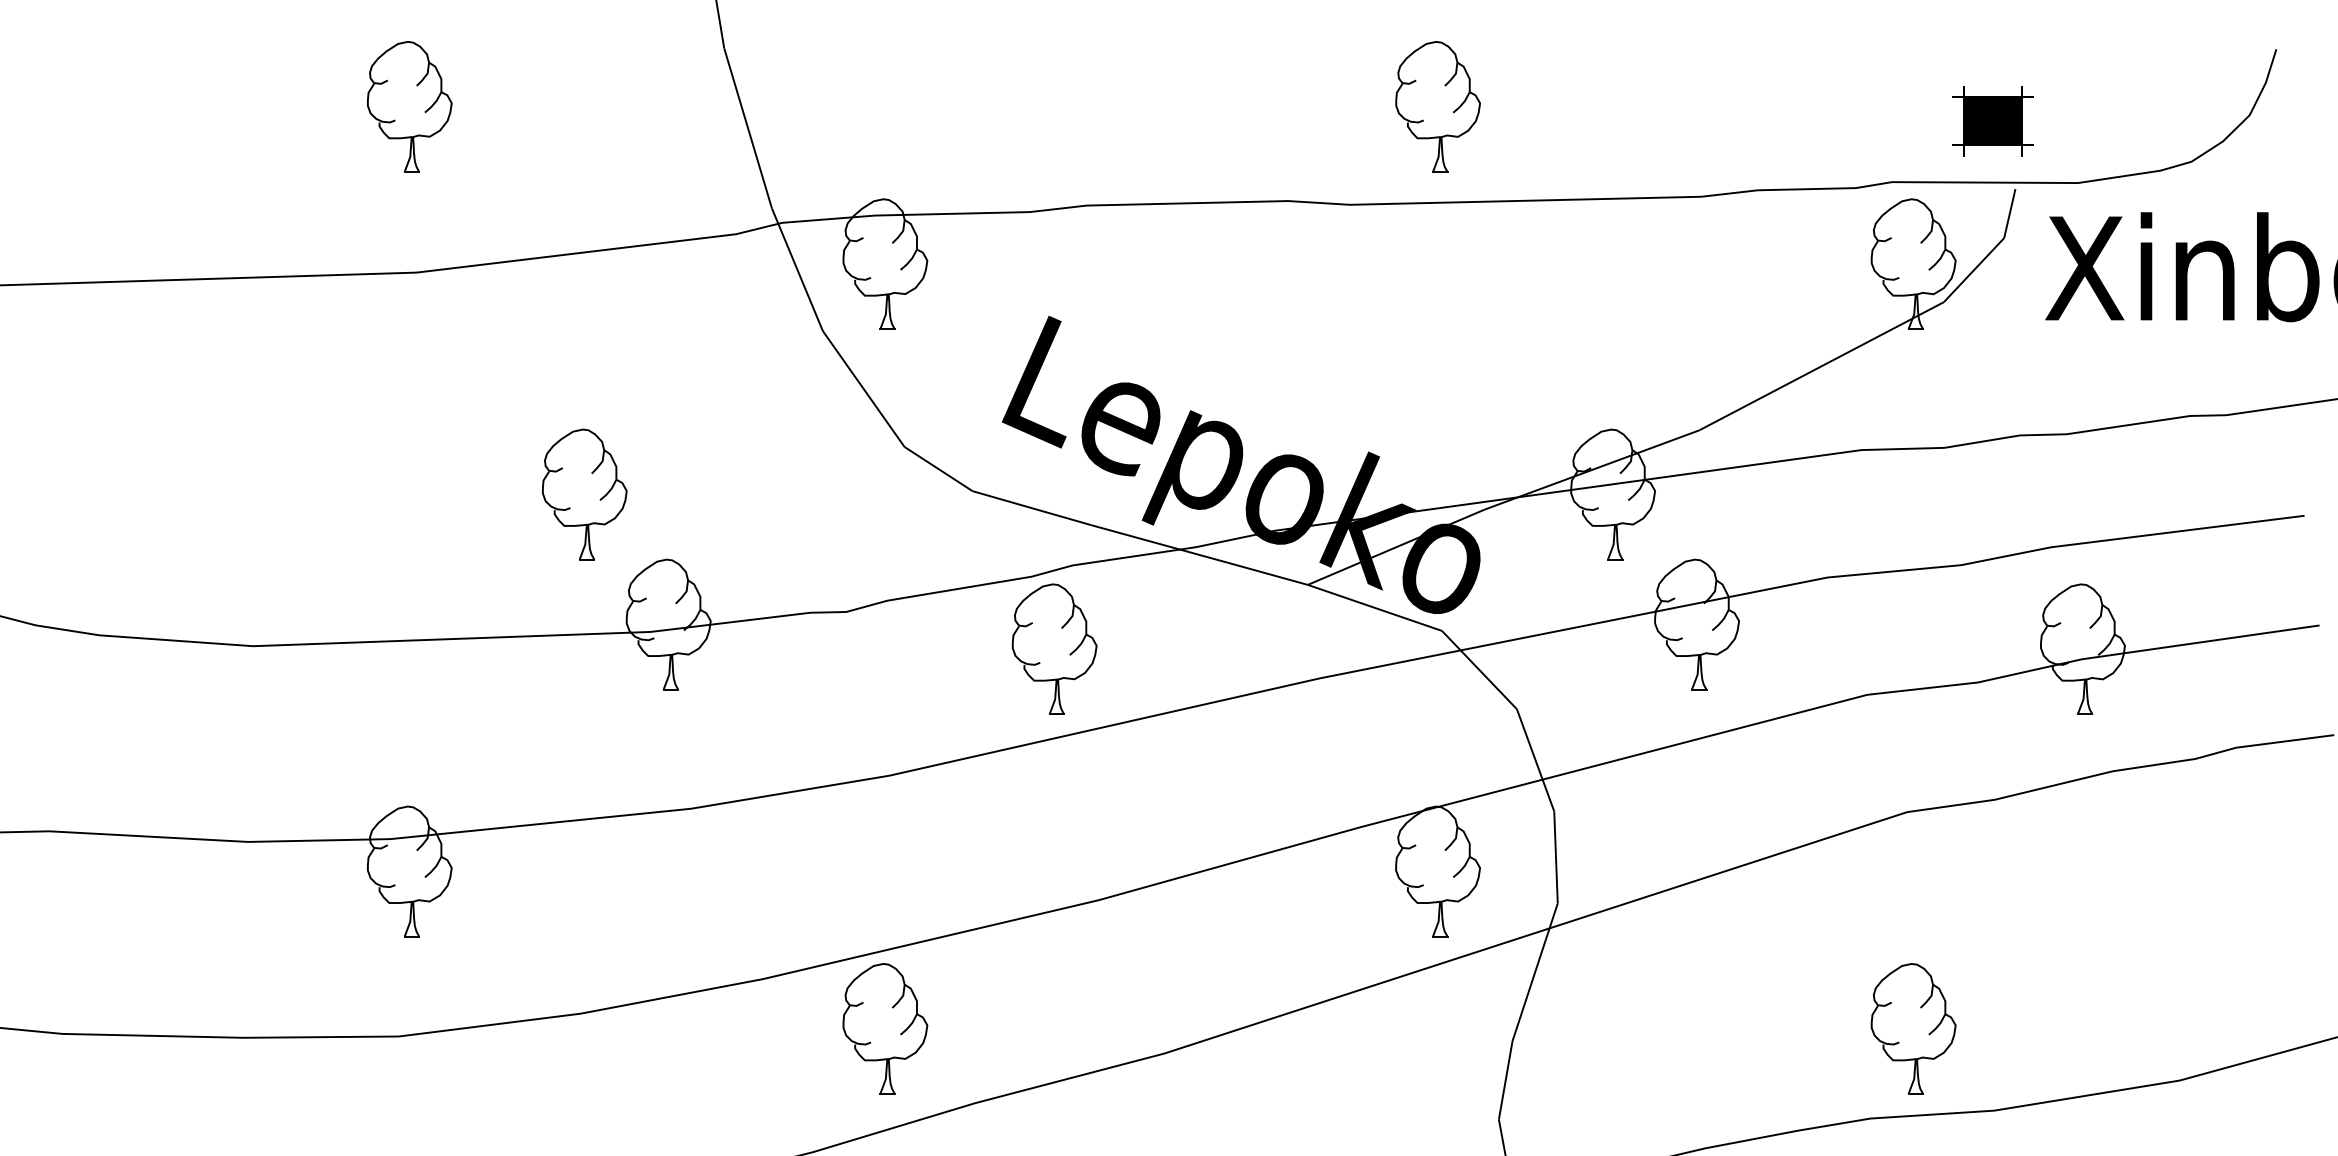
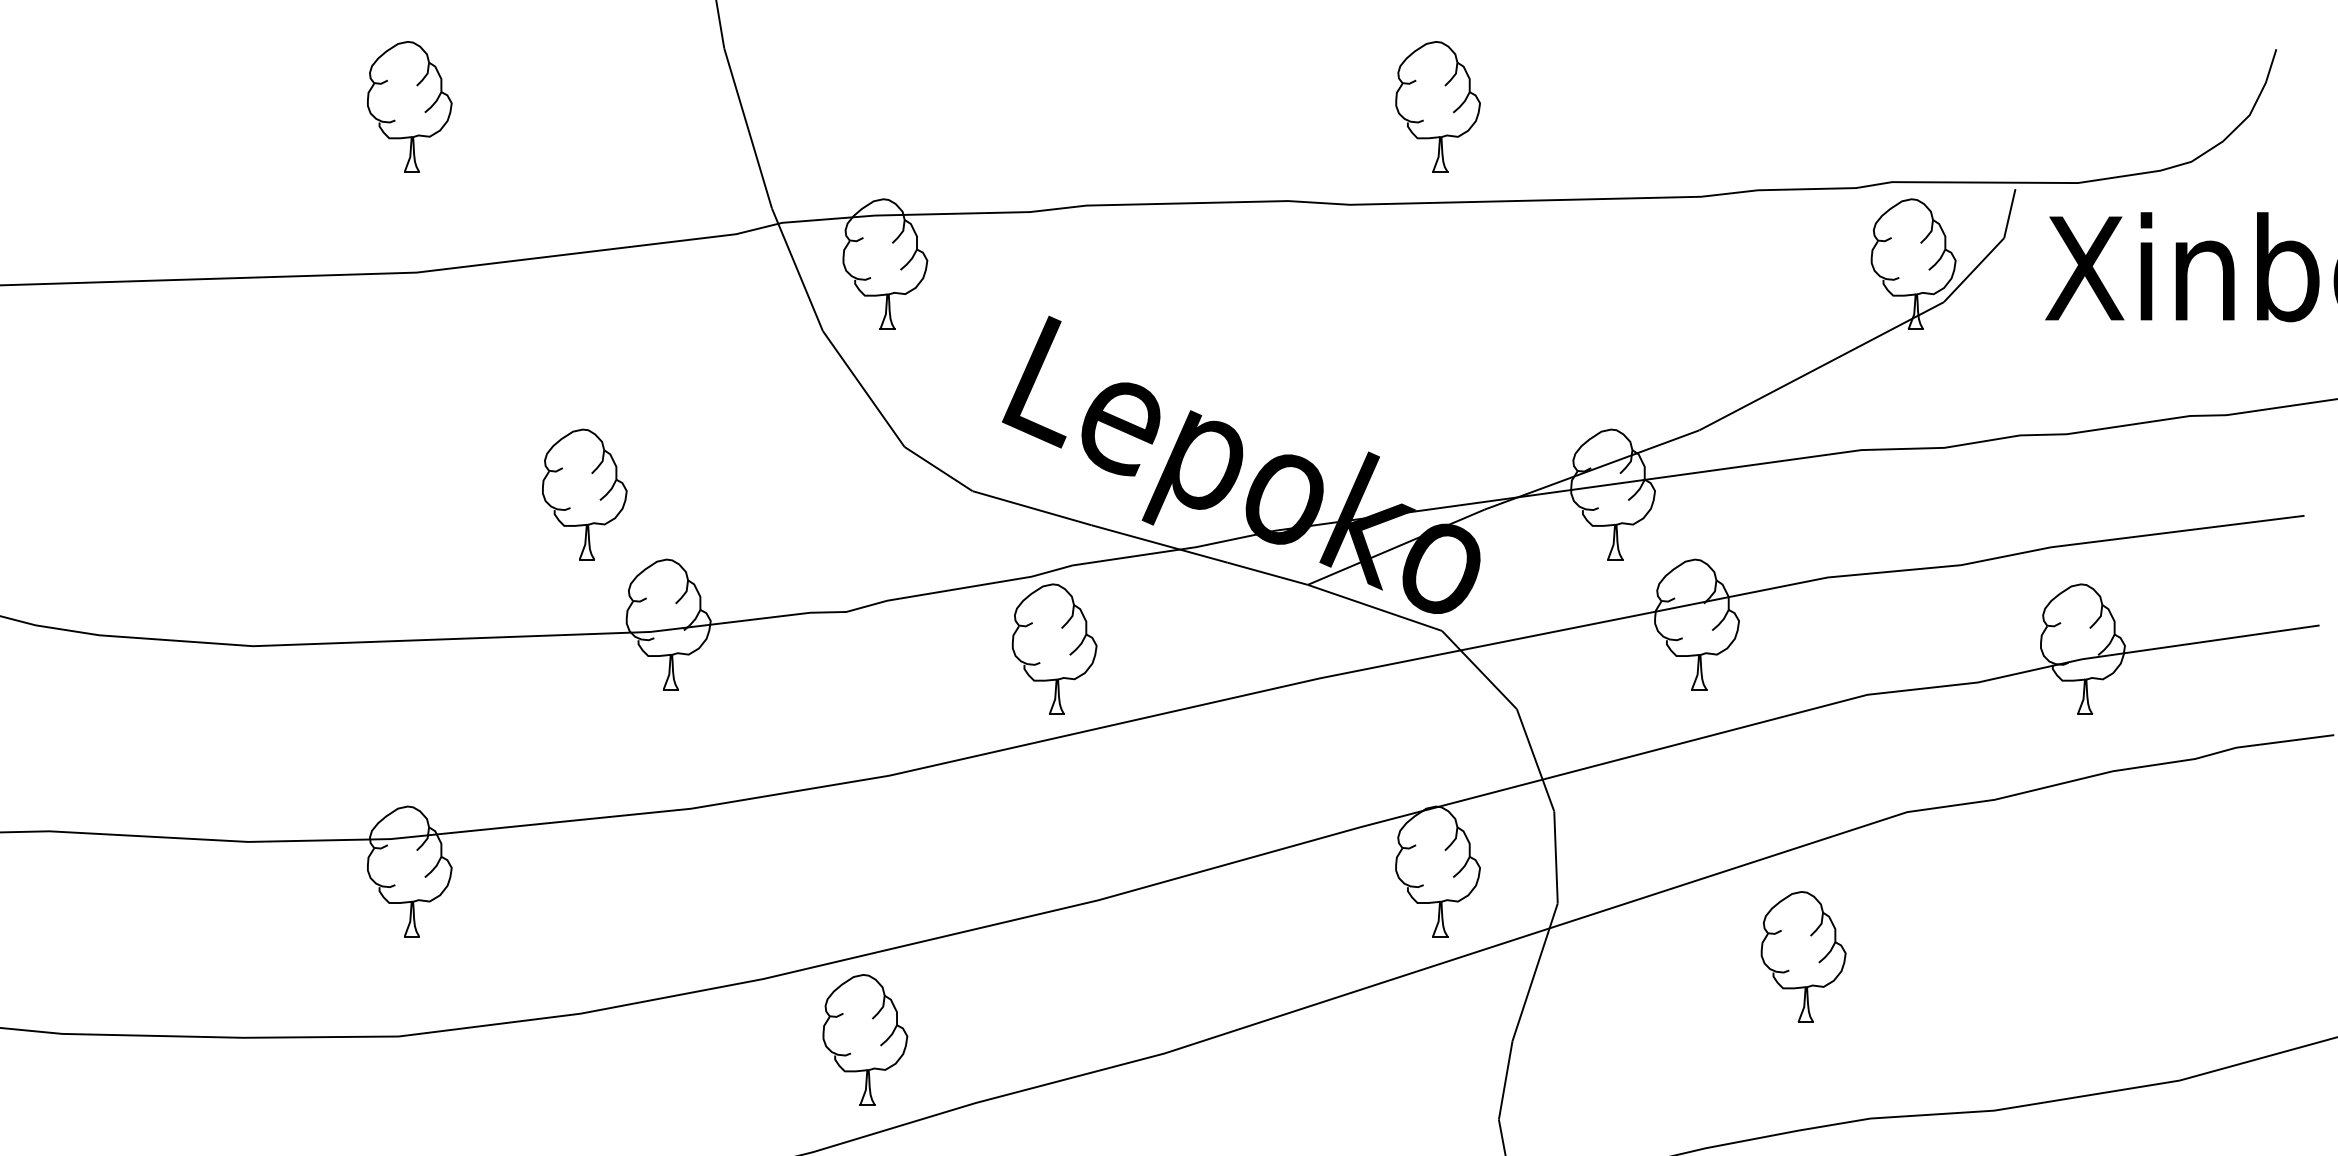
part: present -> none (1992, 121)
part position: (885, 1028) -> (865, 1039) (865, 1039)
part position: (1913, 1028) -> (1803, 956) (1803, 956)
